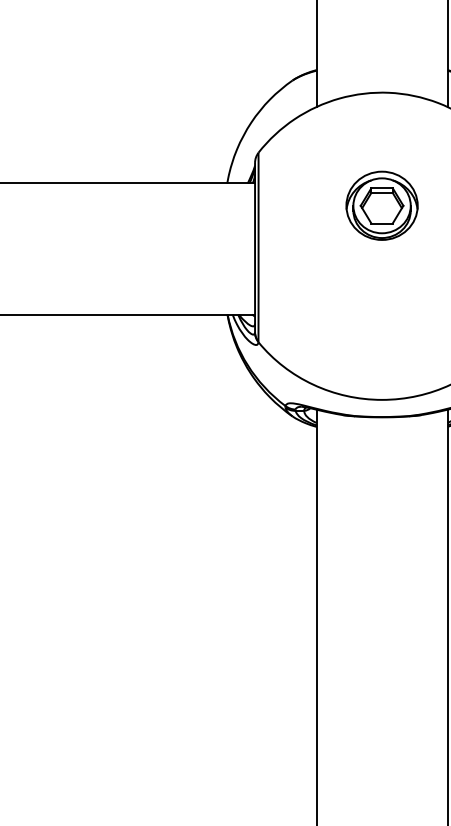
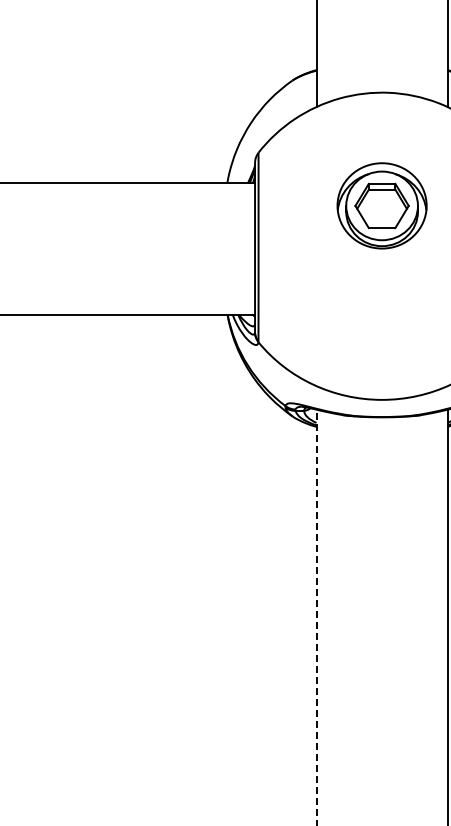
part size: 74x71 px -> 92x88 px (381, 205)
line: solid -> dashed (316, 617)
